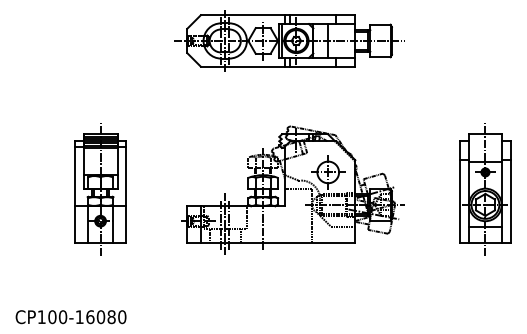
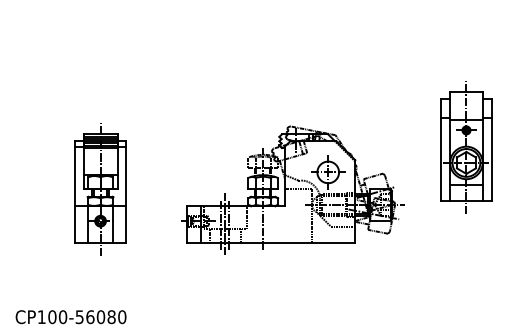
part: present -> none (289, 40)
part position: (485, 189) -> (466, 147) (466, 147)
text: CP100-16080 -> CP100-56080 (79, 317)
